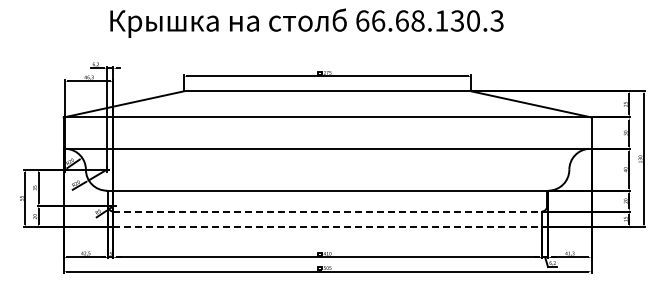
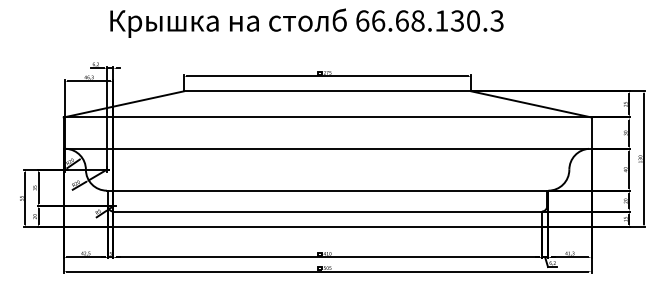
line: dashed -> solid (328, 211)
line: dashed -> solid (328, 227)
